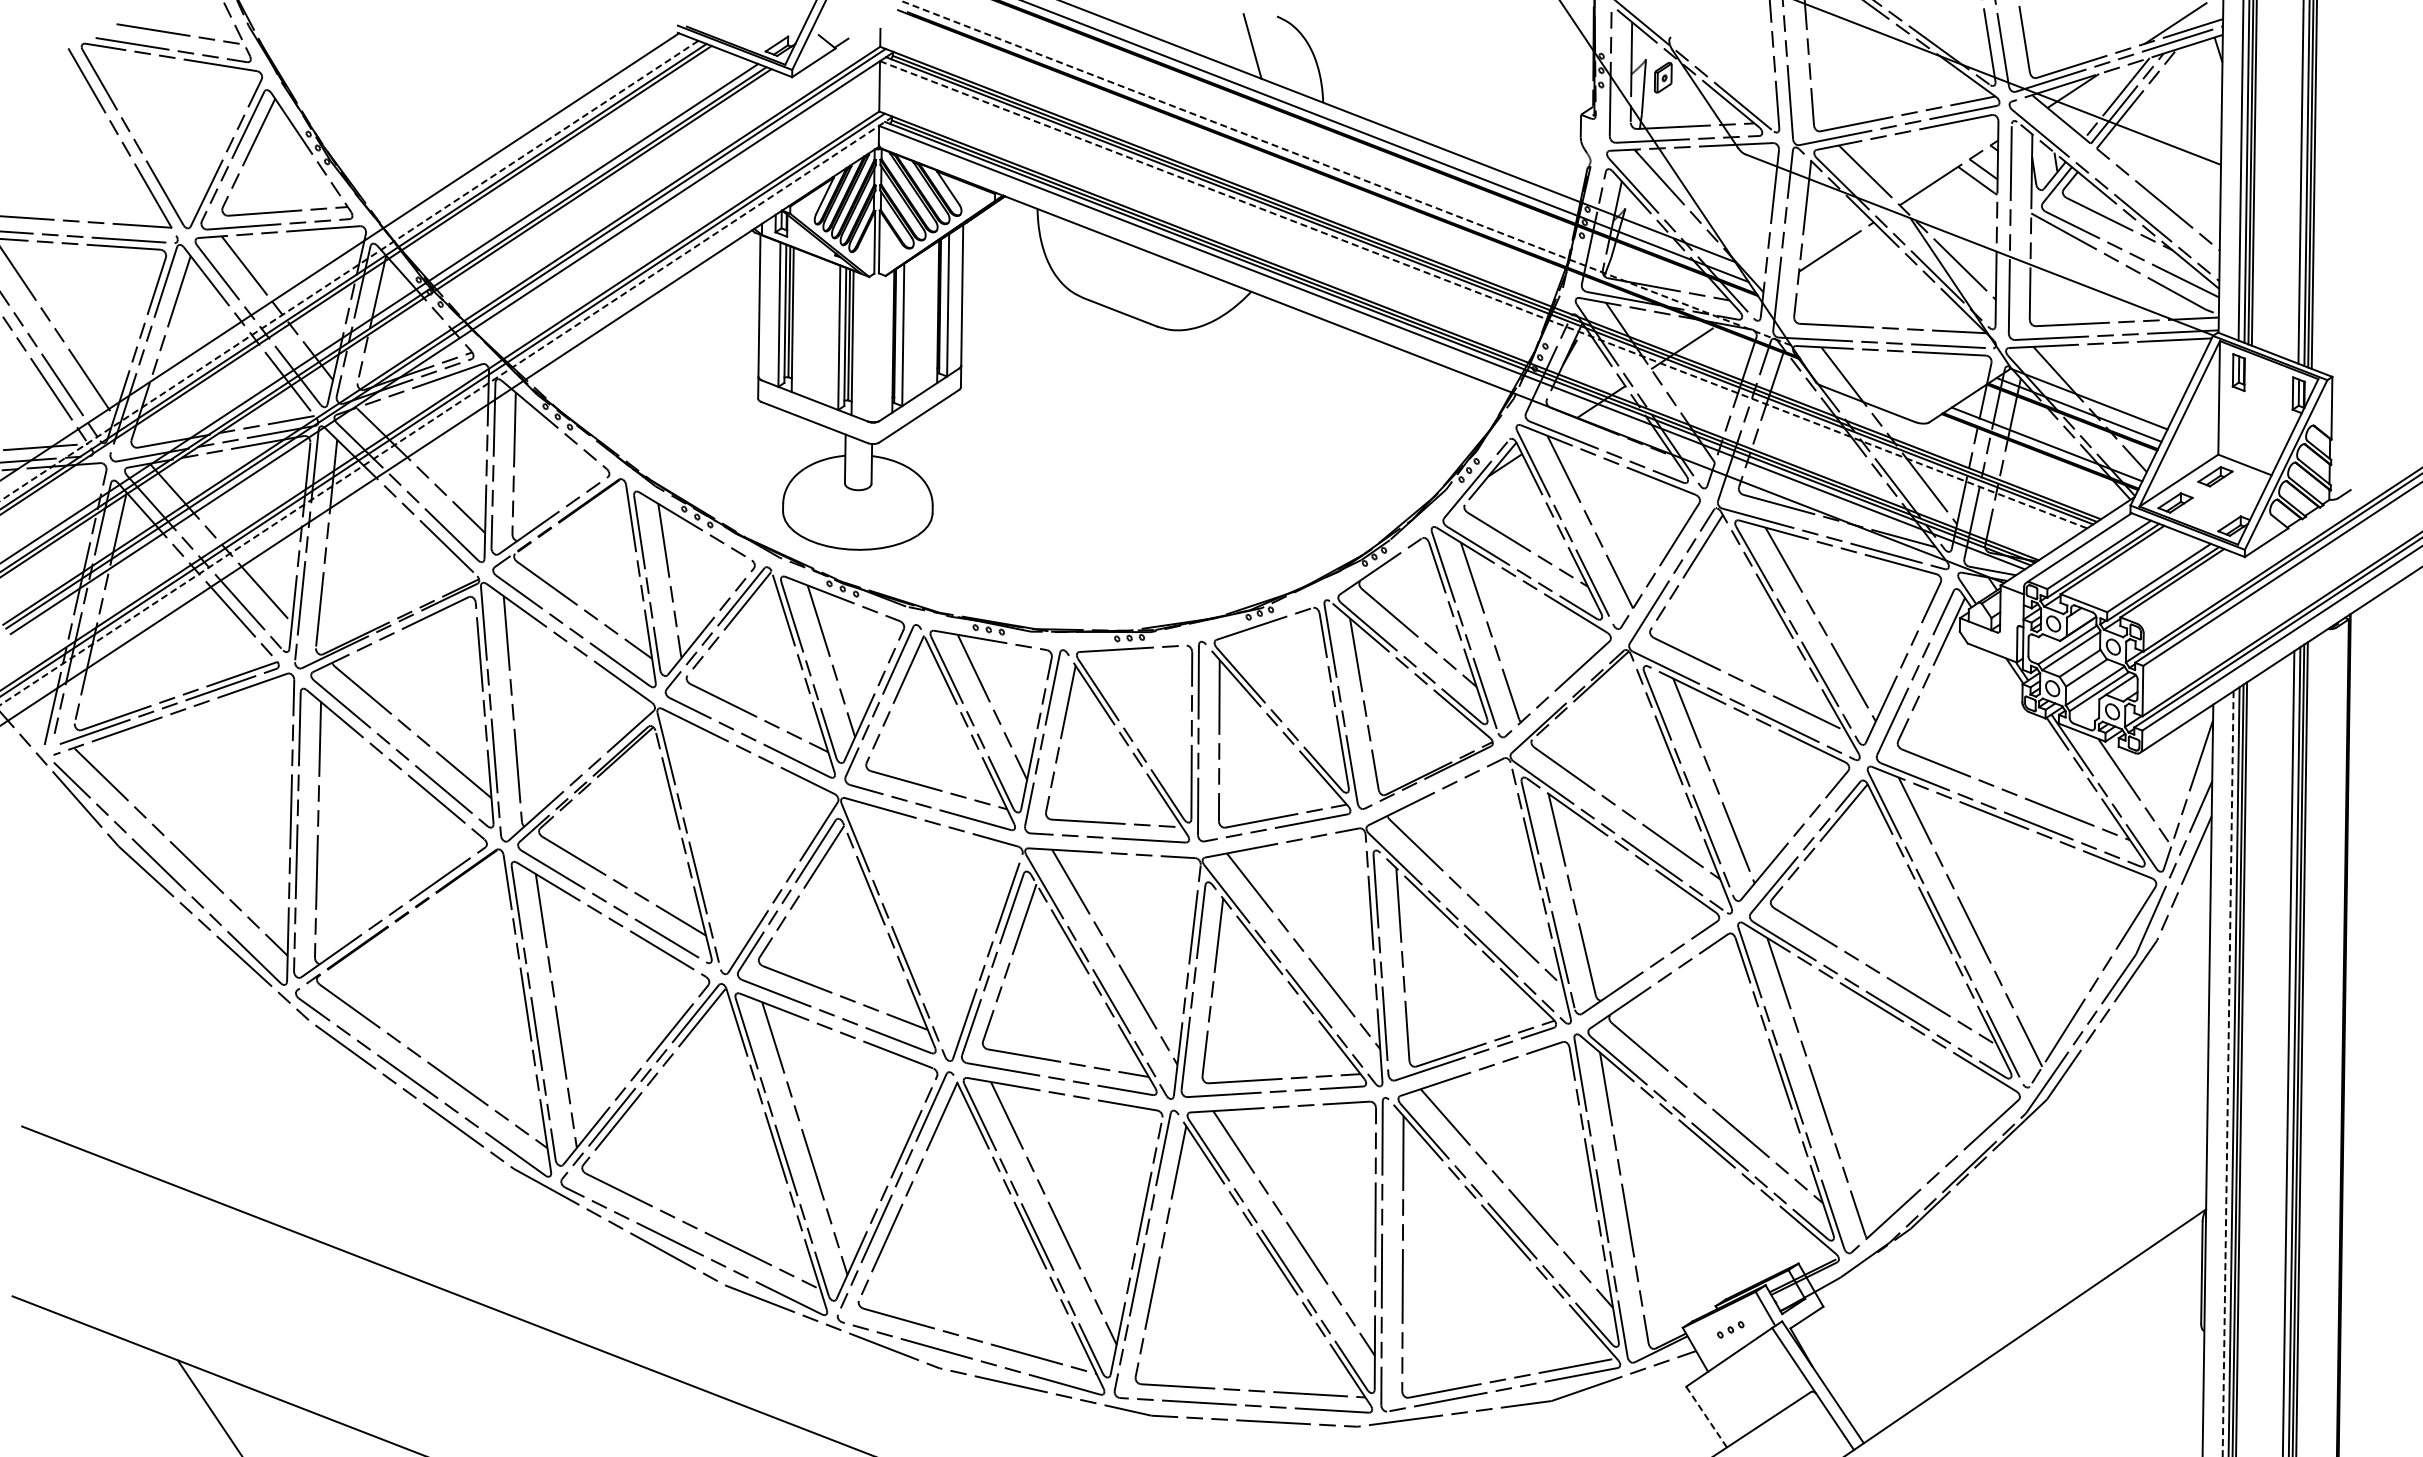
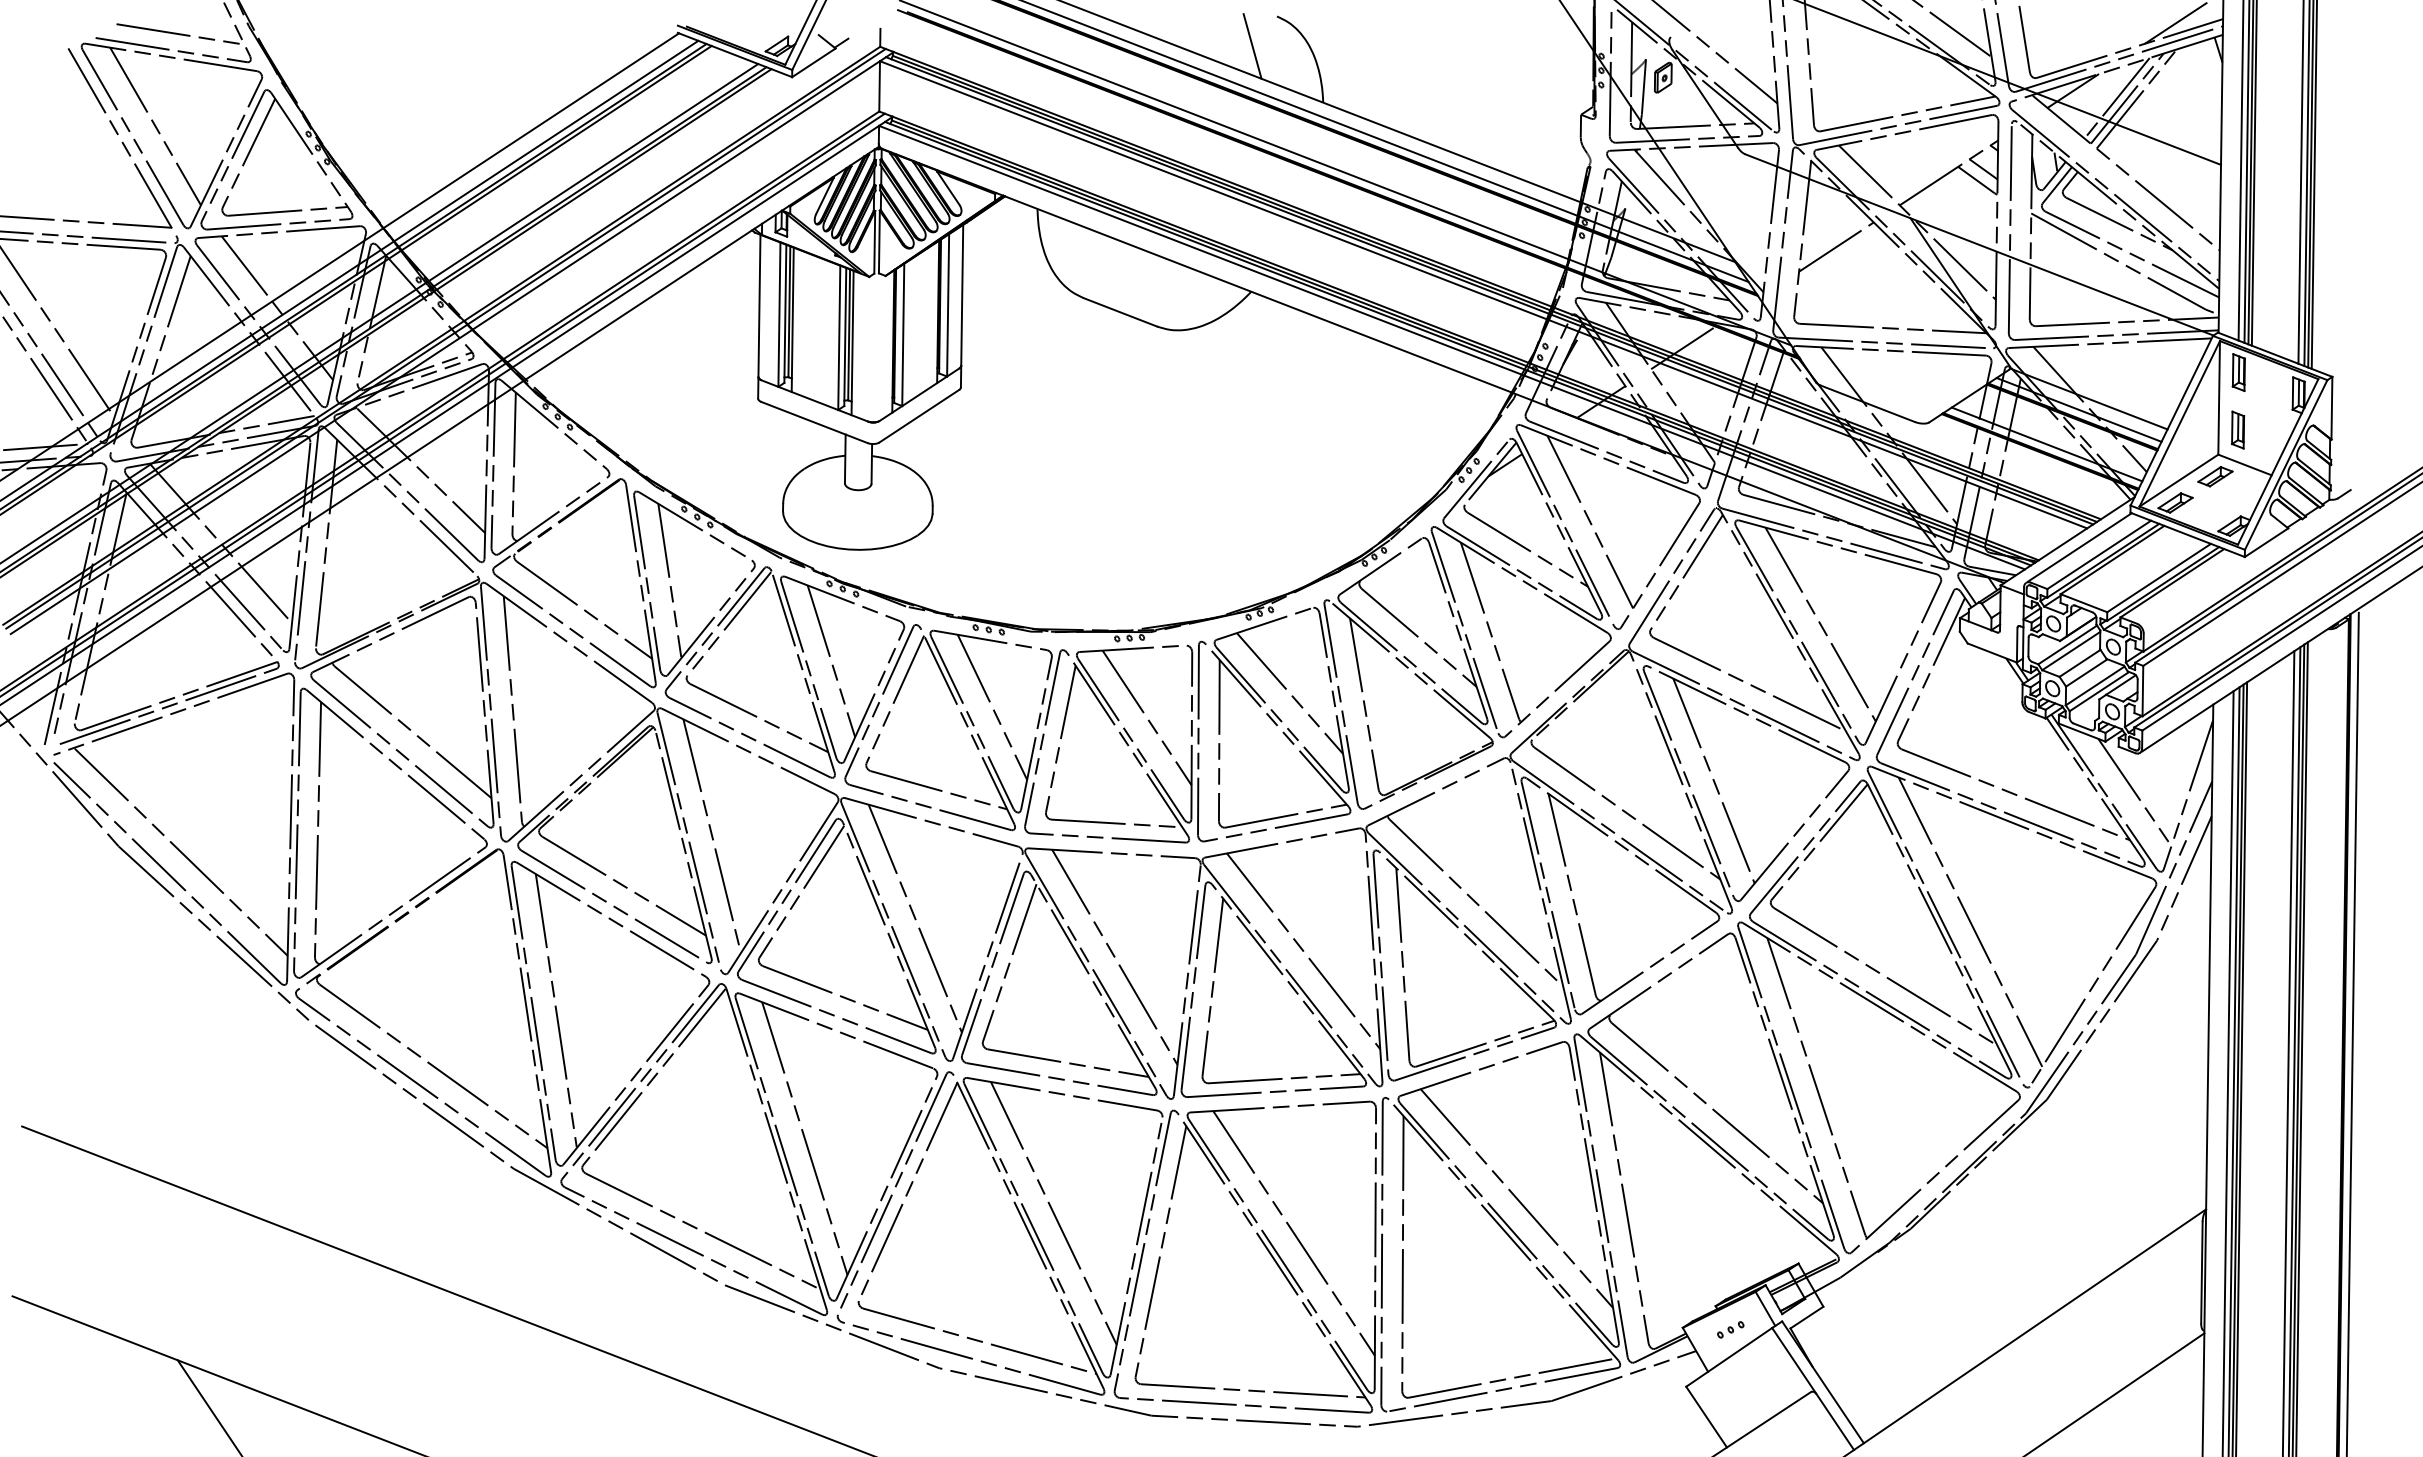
line: none -> present (1953, 29)
line: none -> present (1716, 52)
line: none -> present (155, 126)
line: dashed -> solid (1345, 172)
line: dashed -> solid (349, 270)
line: dashed -> solid (1484, 294)
line: dashed -> solid (446, 411)
part: none -> present (2238, 429)
line: none -> present (1290, 693)
line: none -> present (1146, 717)
line: none -> present (711, 836)
line: none -> present (914, 918)
line: none -> present (2352, 1032)
line: dashed -> solid (2228, 1073)
line: none -> present (2116, 1393)
line: dashed -> solid (1706, 1417)
